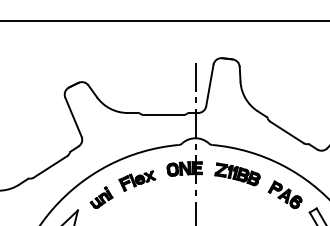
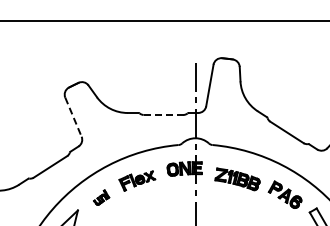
line: solid -> dashed (163, 114)
line: solid -> dashed (73, 117)
part position: (237, 174) -> (237, 179) (237, 179)
part size: 25x23 px -> 18x17 px (101, 197)
